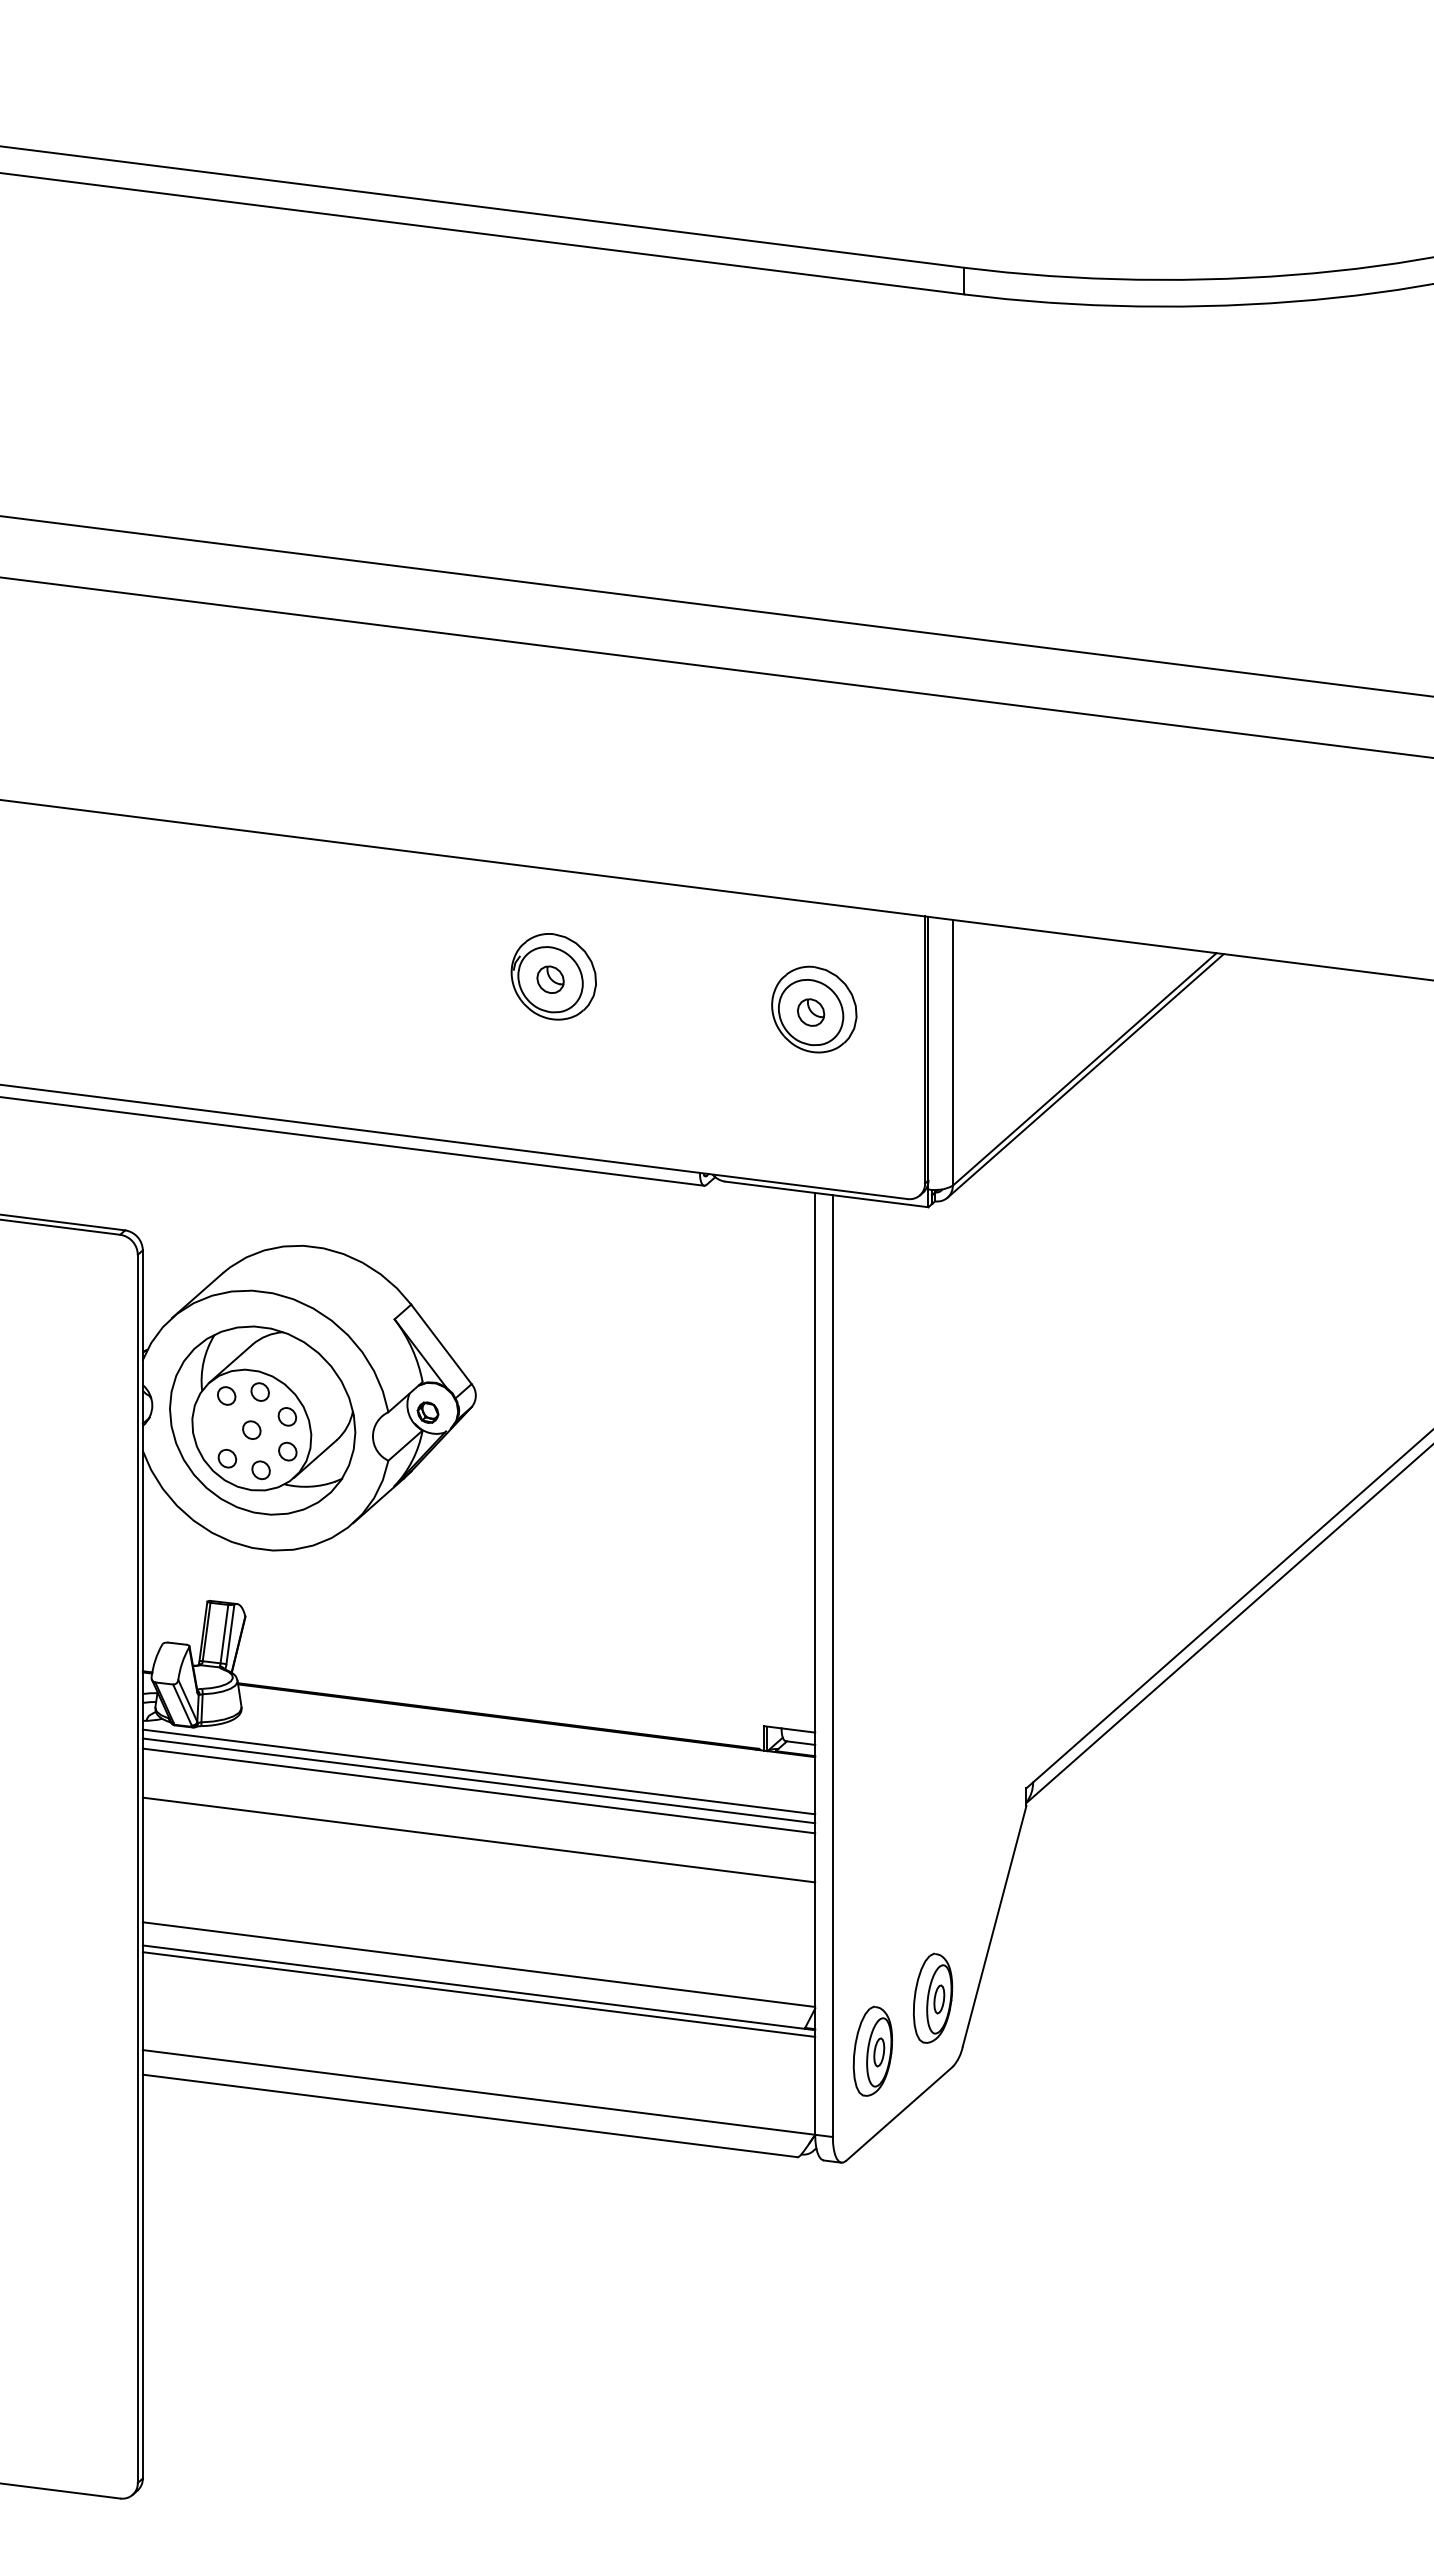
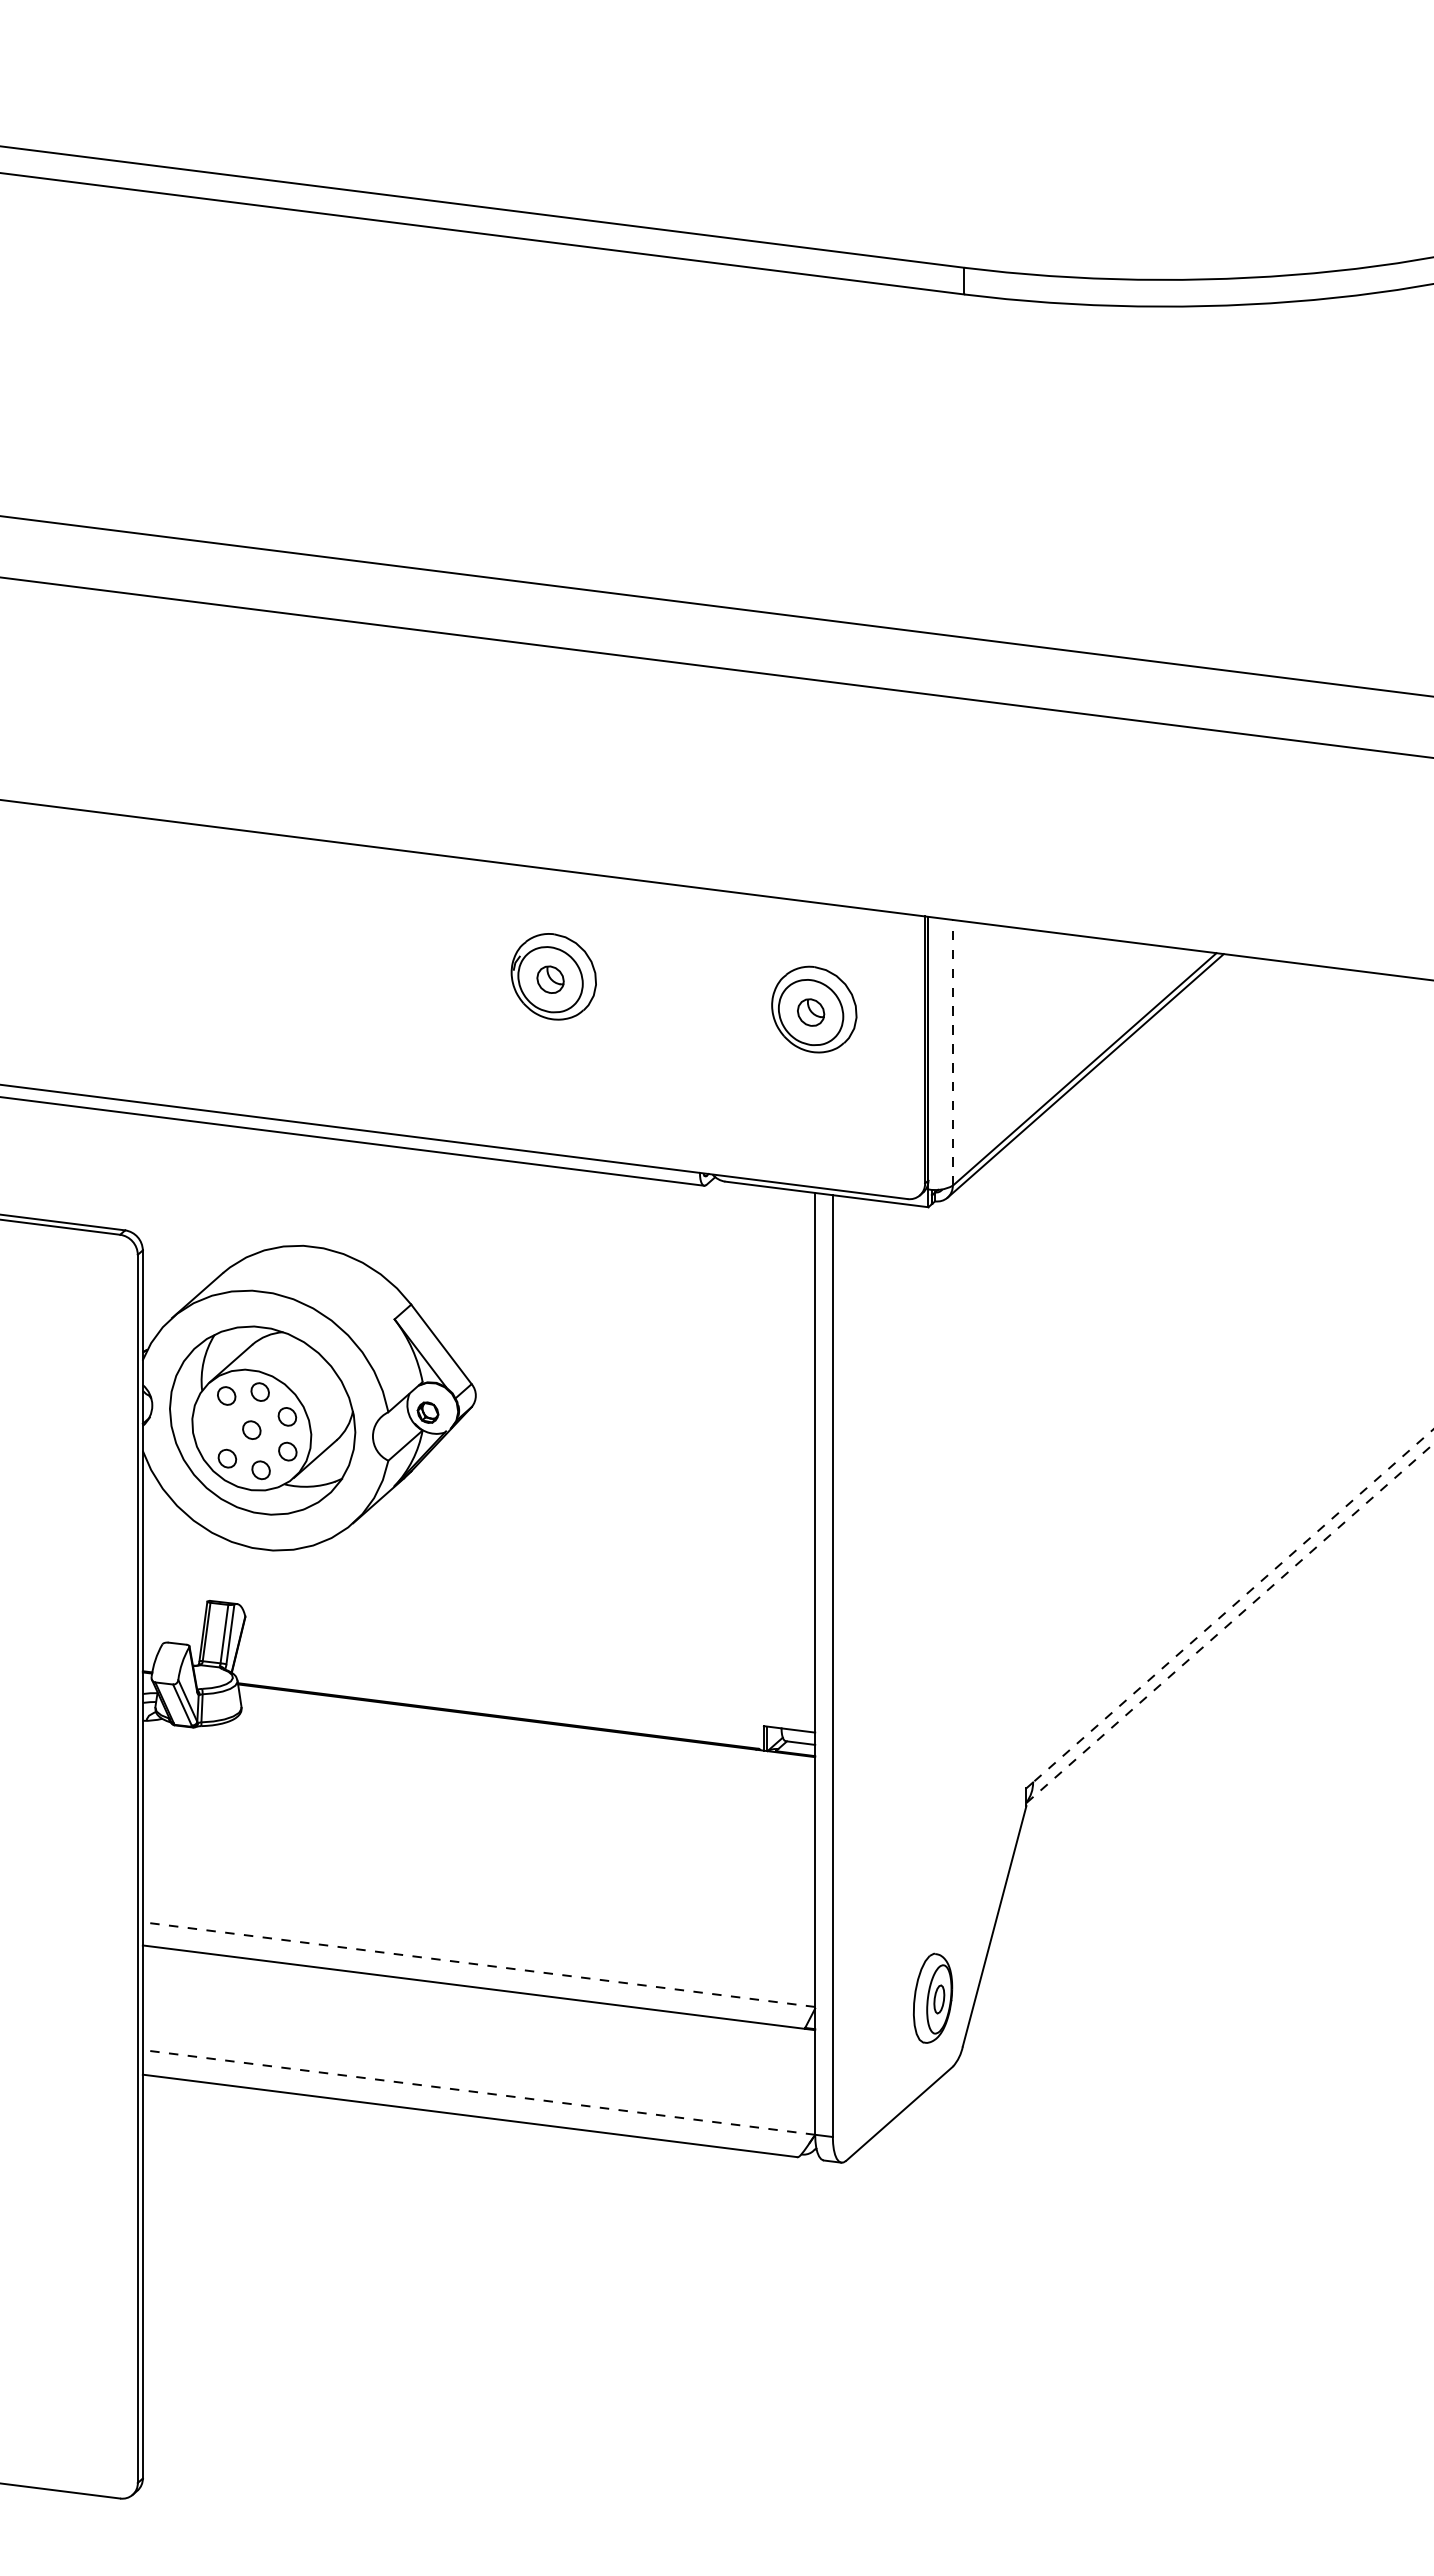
line: solid -> dashed (952, 1052)
line: solid -> dashed (1233, 1605)
line: solid -> dashed (1230, 1623)
line: present -> none (478, 1771)
line: present -> none (478, 1780)
line: present -> none (478, 1790)
line: present -> none (478, 1839)
line: solid -> dashed (479, 1964)
line: present -> none (478, 1994)
part: present -> none (872, 2050)
line: solid -> dashed (479, 2092)
